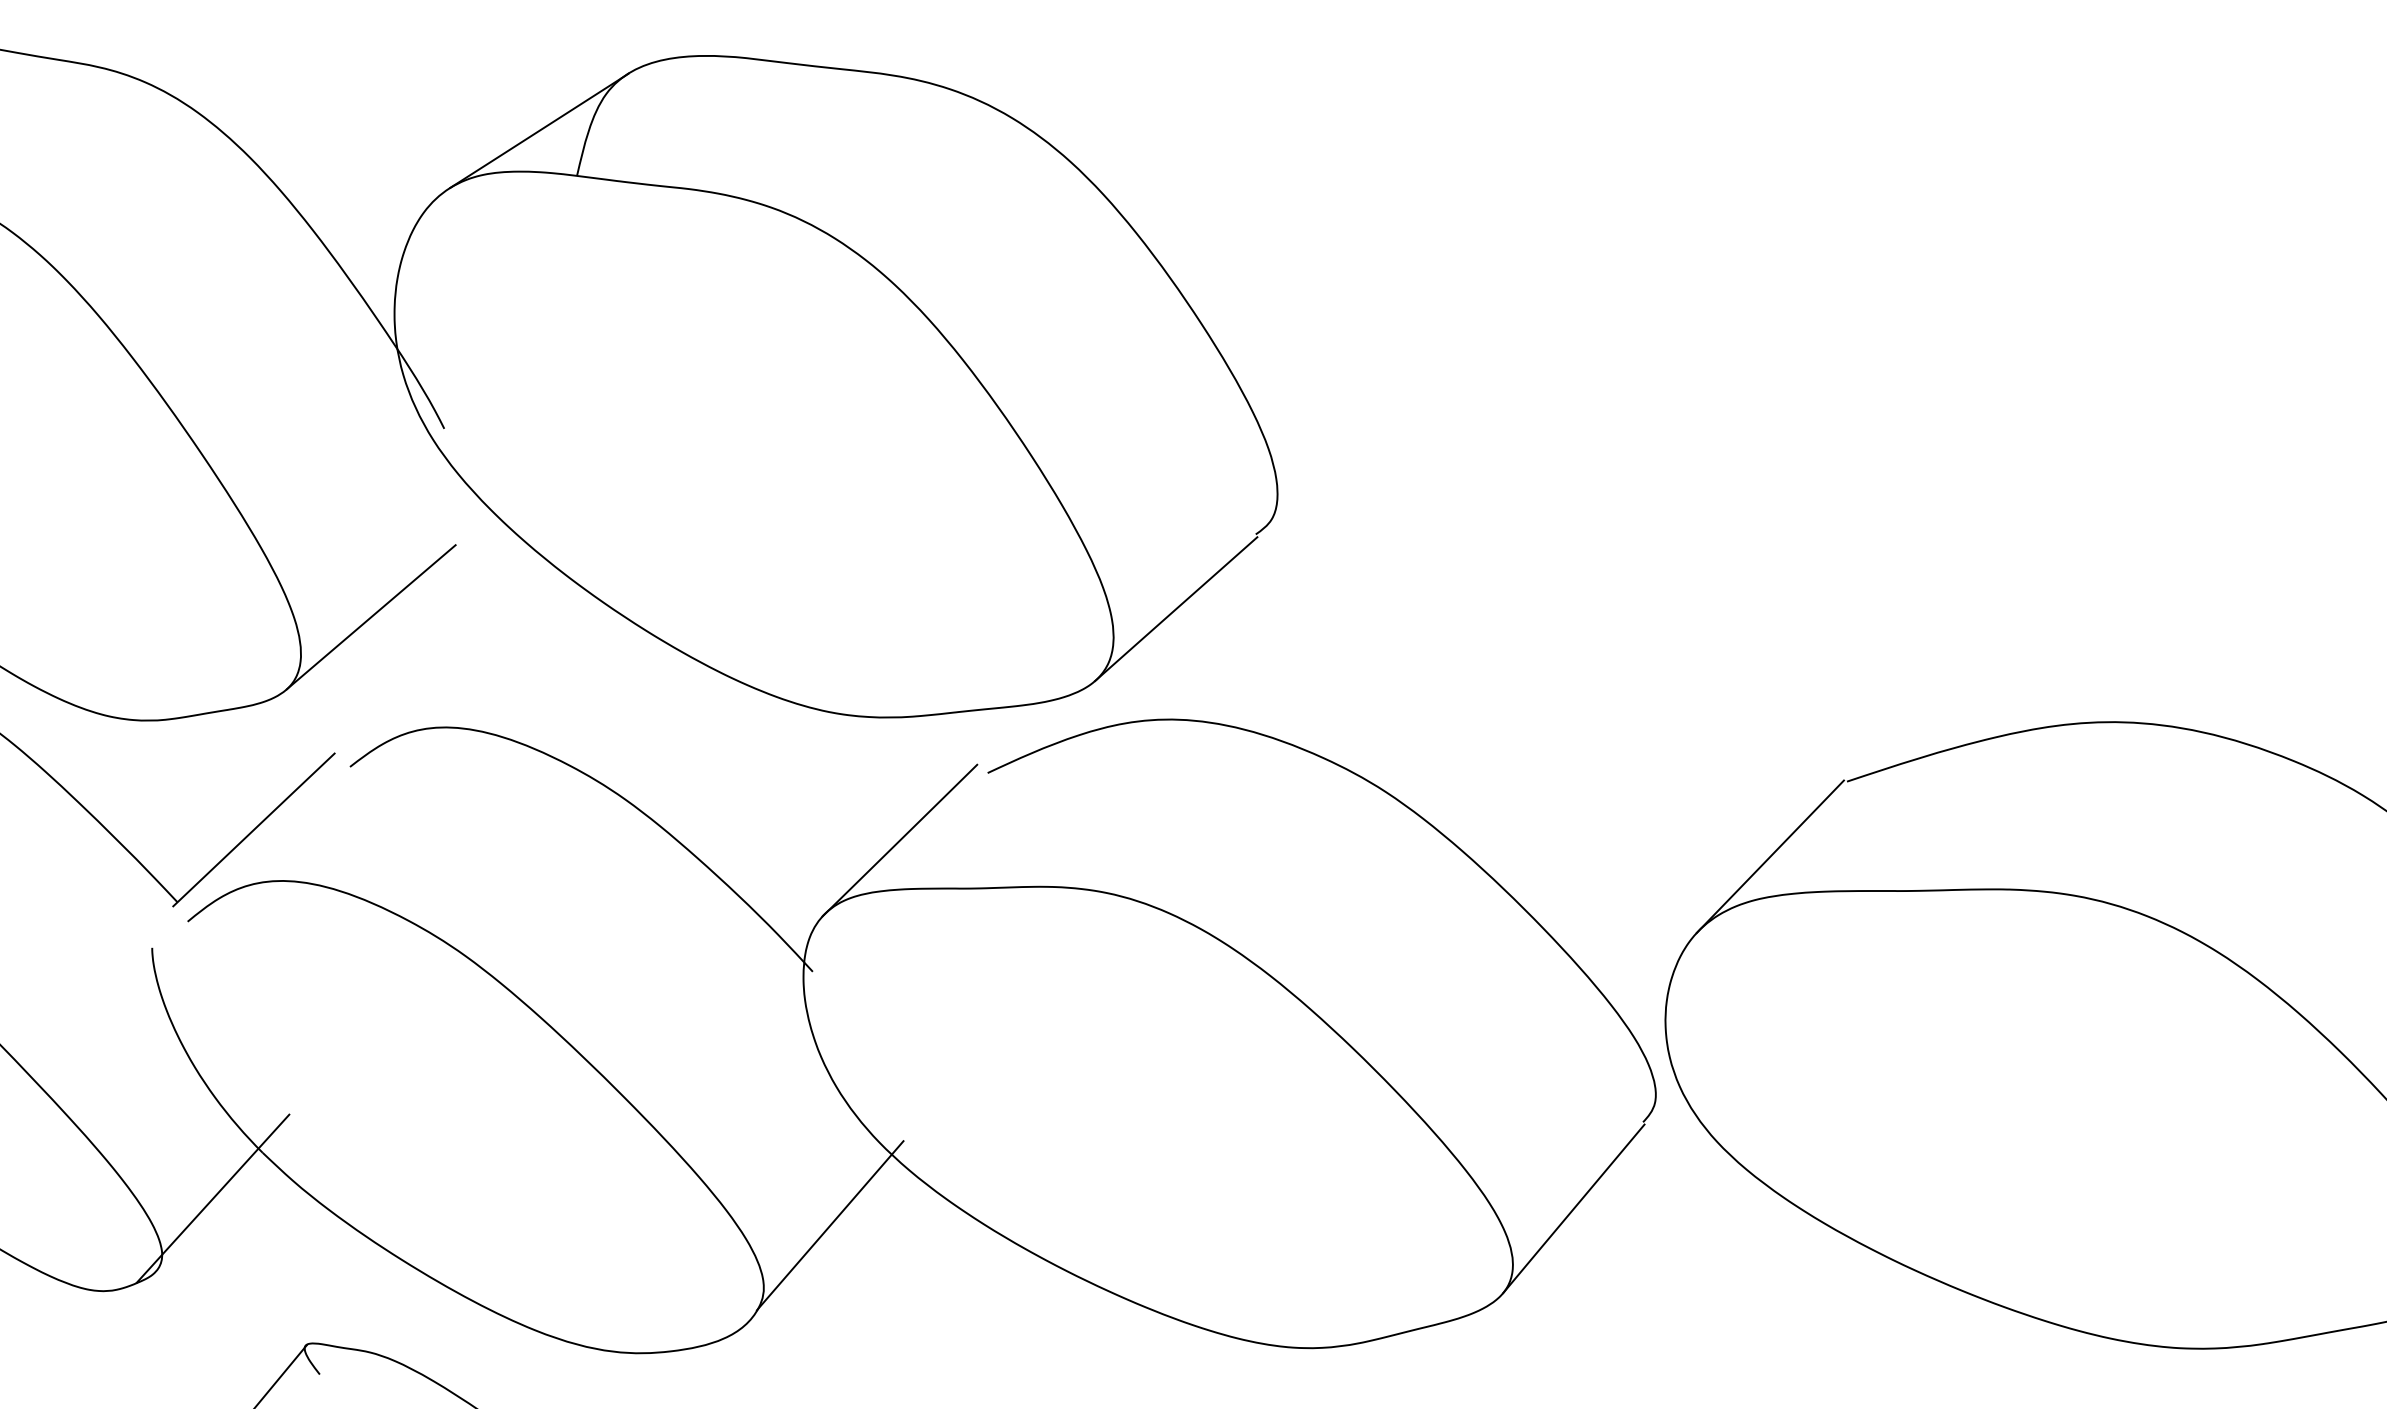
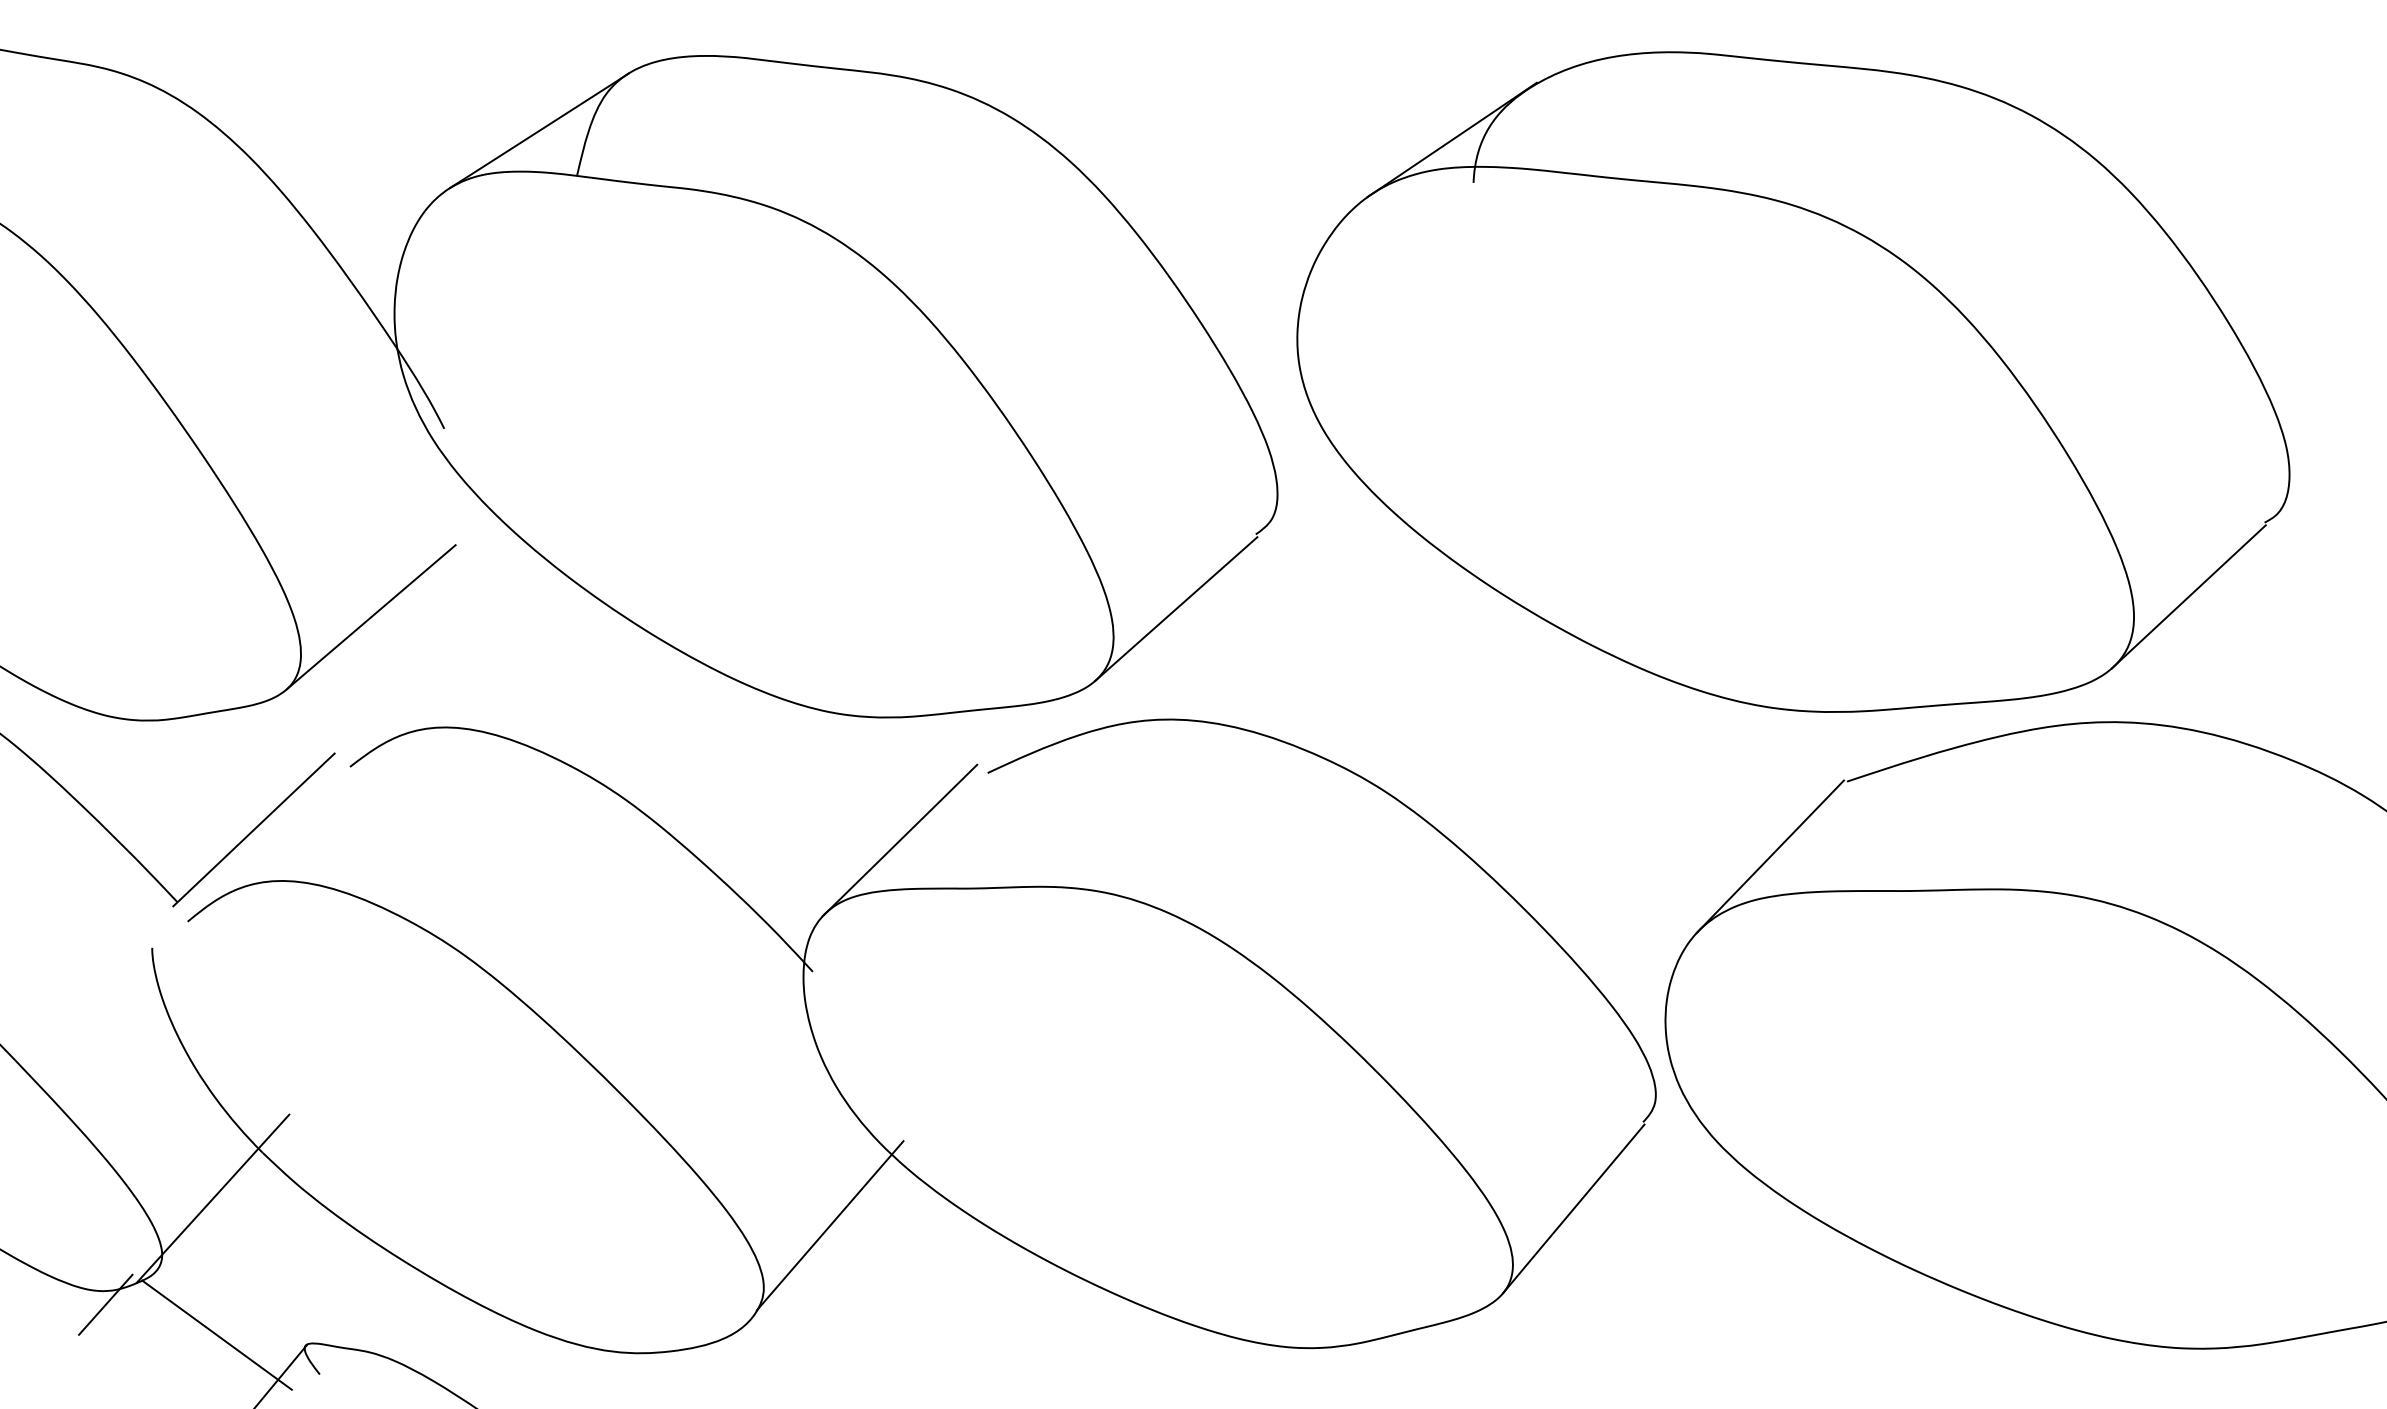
part: none -> present (1793, 381)
line: none -> present (105, 1304)
line: none -> present (216, 1334)
